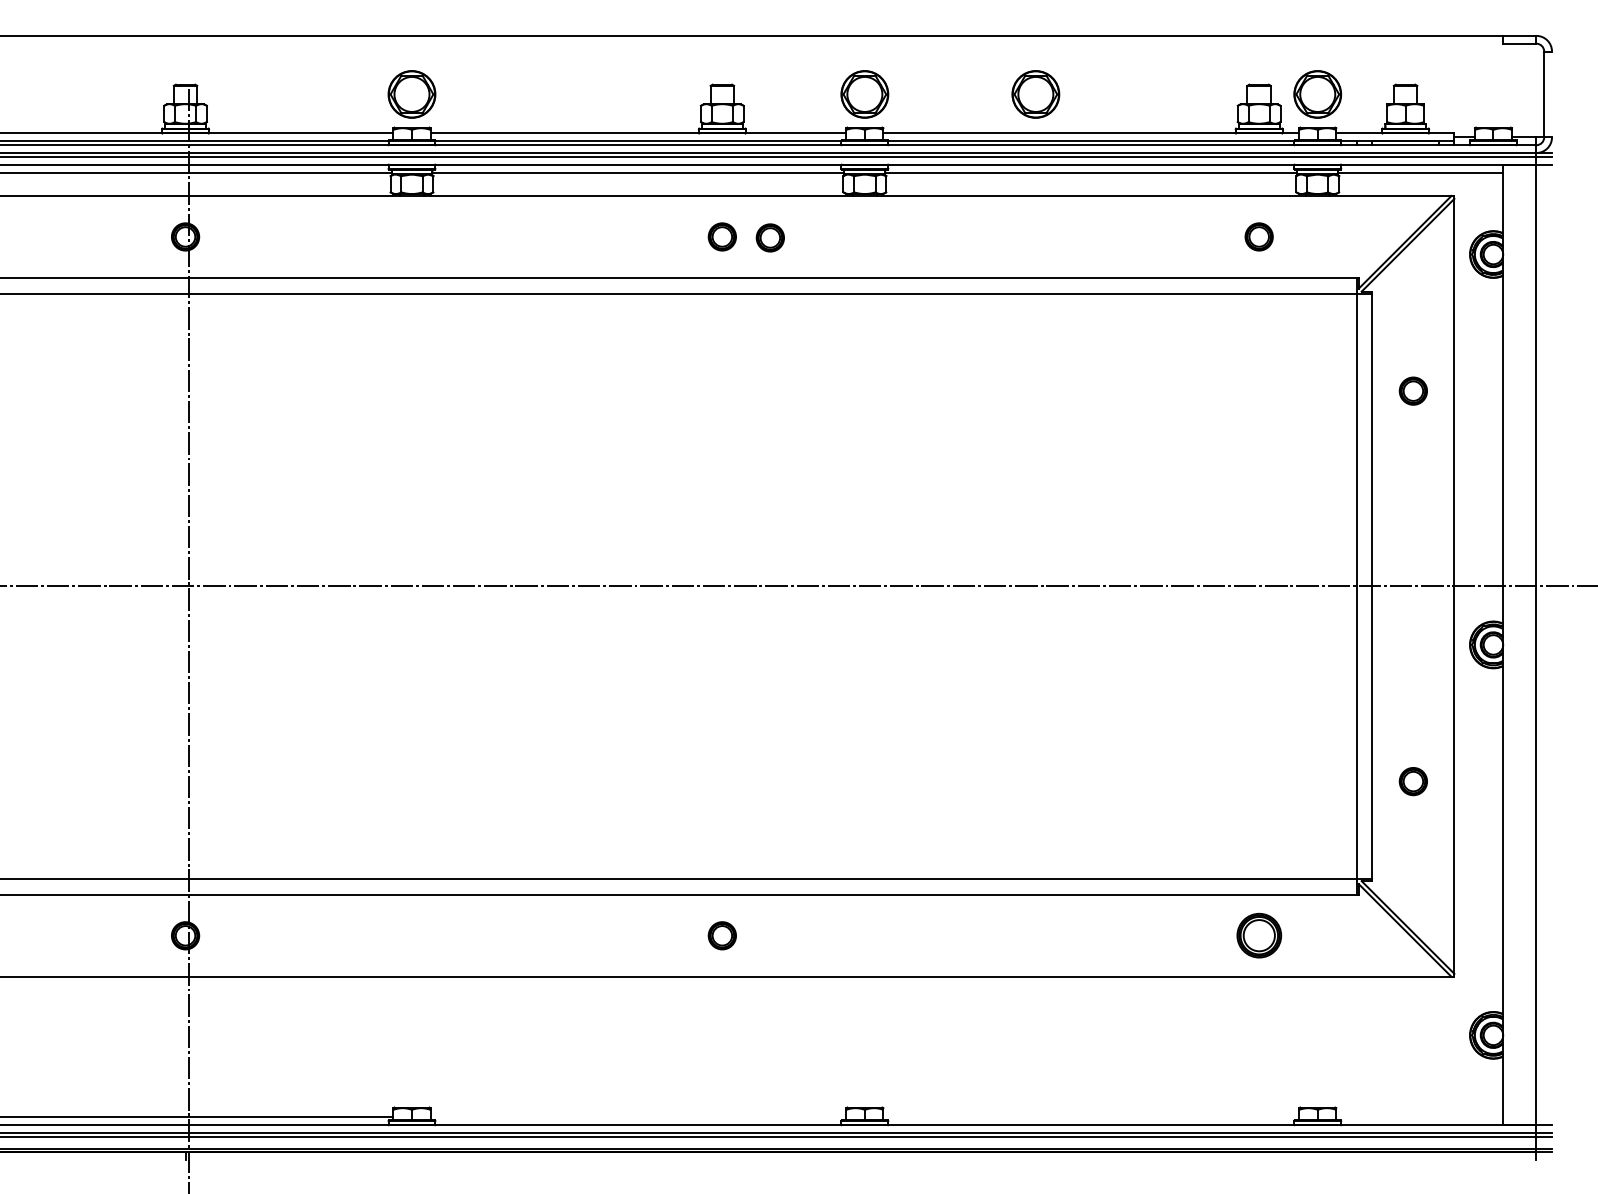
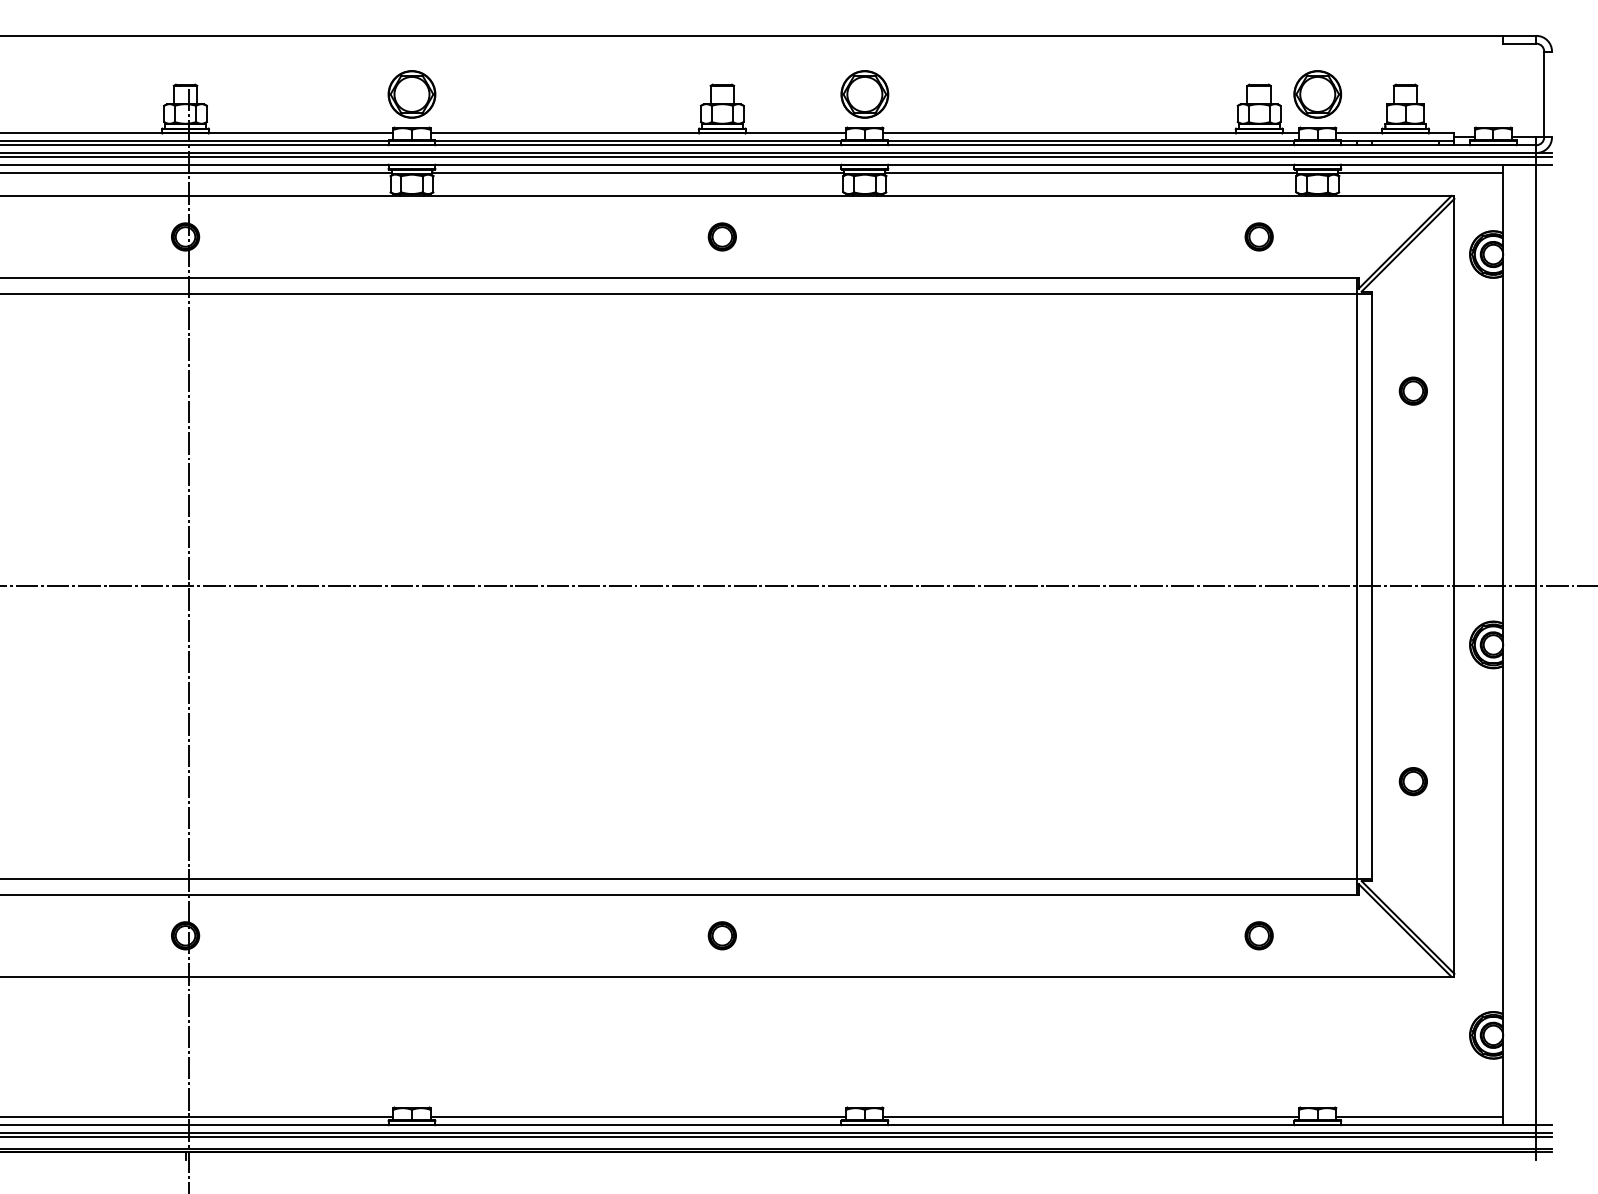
part: present -> none (1035, 94)
part: present -> none (769, 237)
part size: 47x47 px -> 30x30 px (1258, 935)
line: none -> present (638, 1117)
line: none -> present (1091, 1117)
line: none -> present (1419, 1117)
